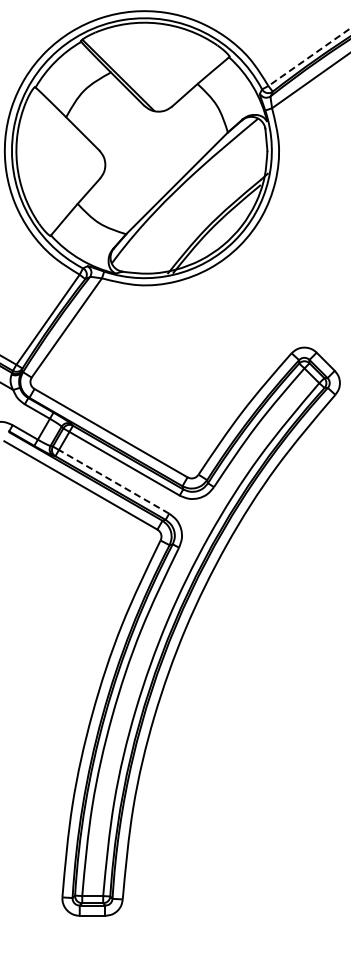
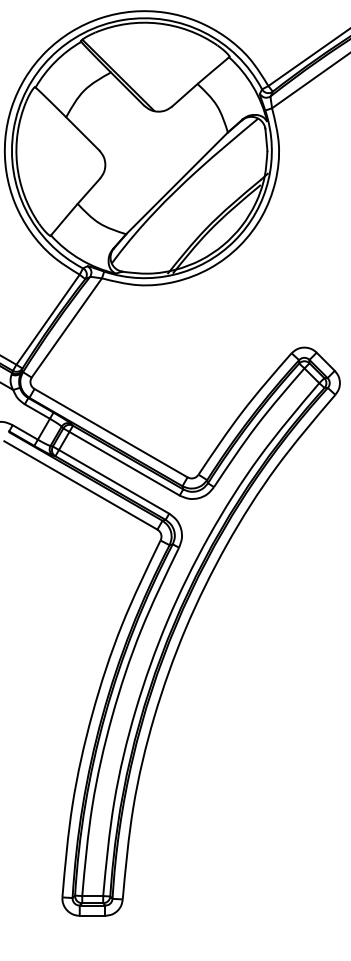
line: dashed -> solid (308, 57)
line: dashed -> solid (114, 481)
